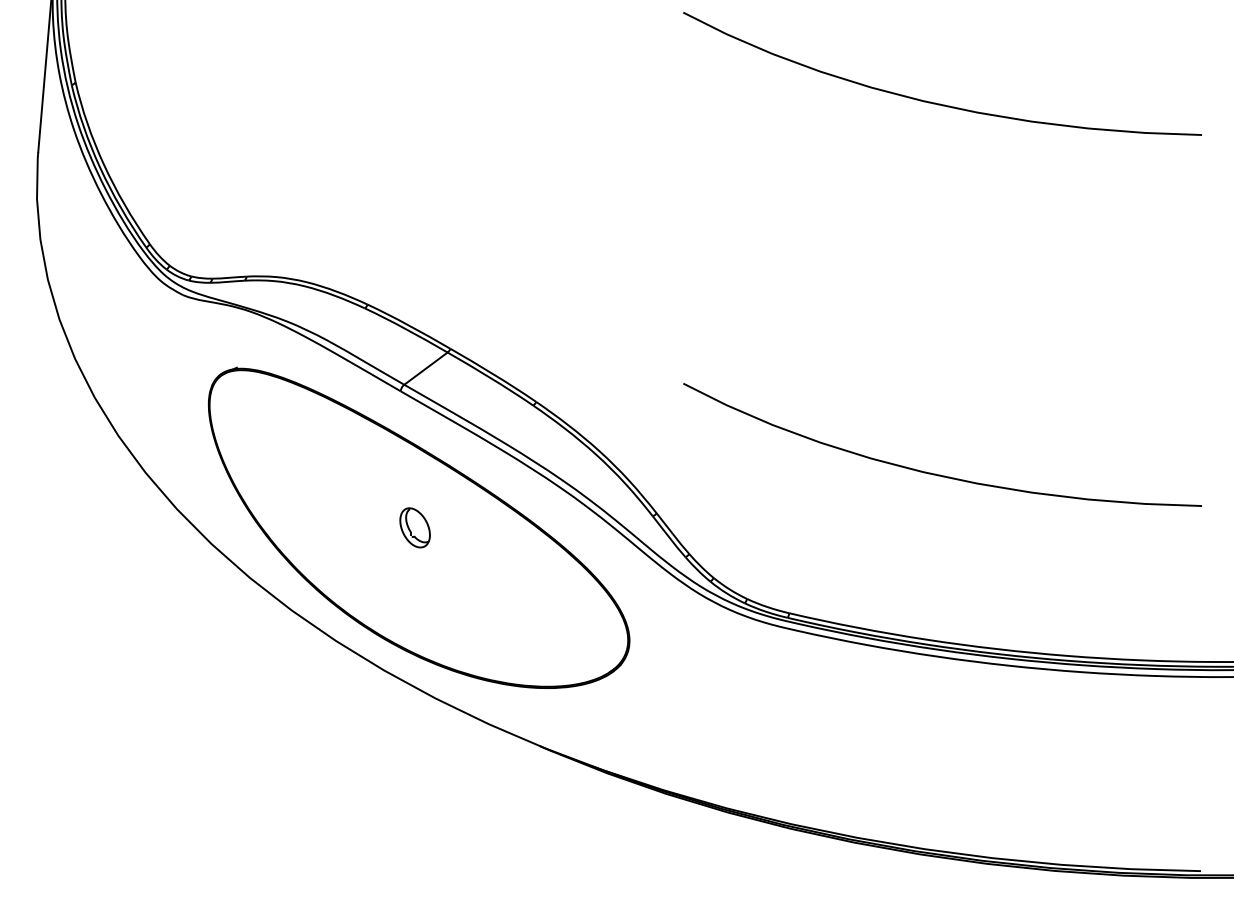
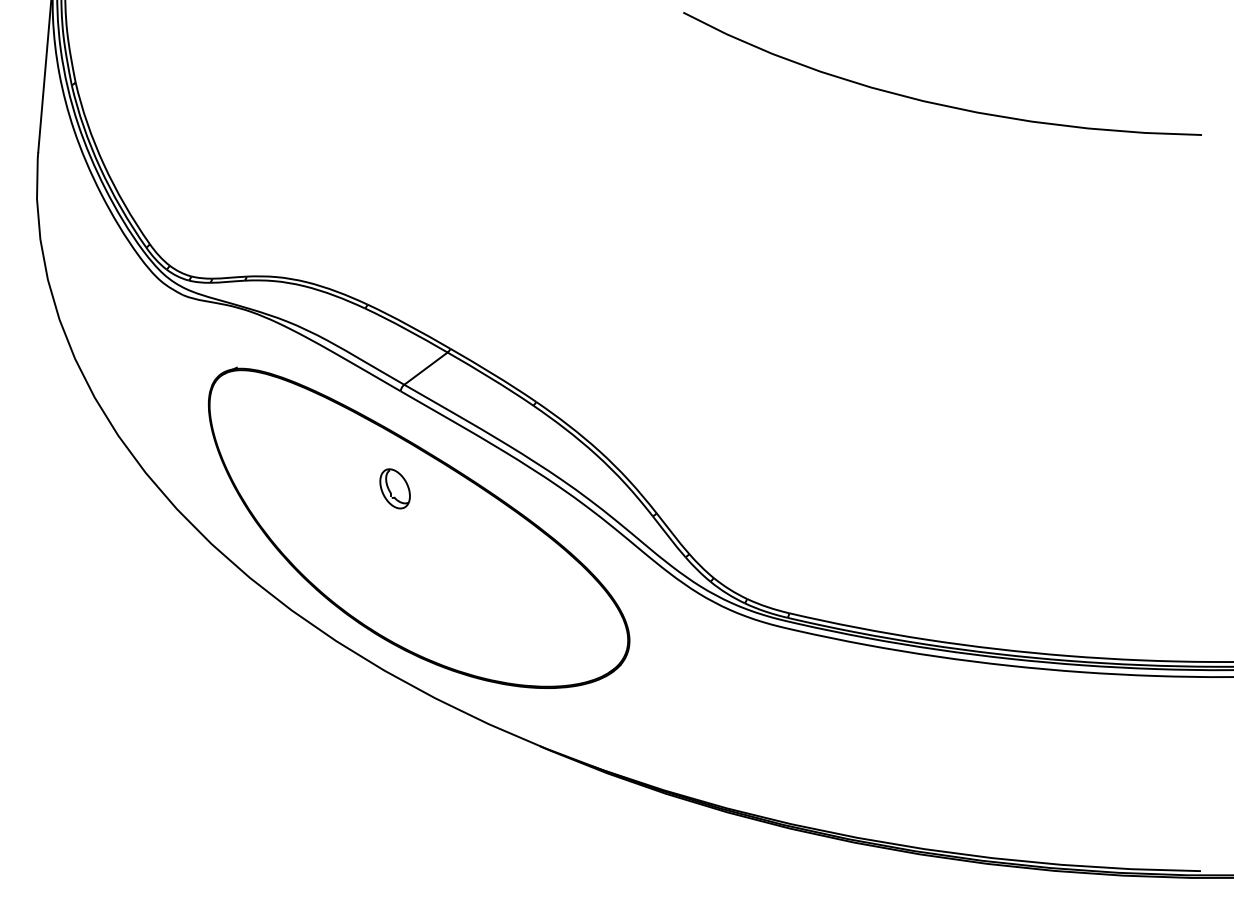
curve: present -> none (935, 473)
part position: (414, 527) -> (394, 488) (394, 488)
